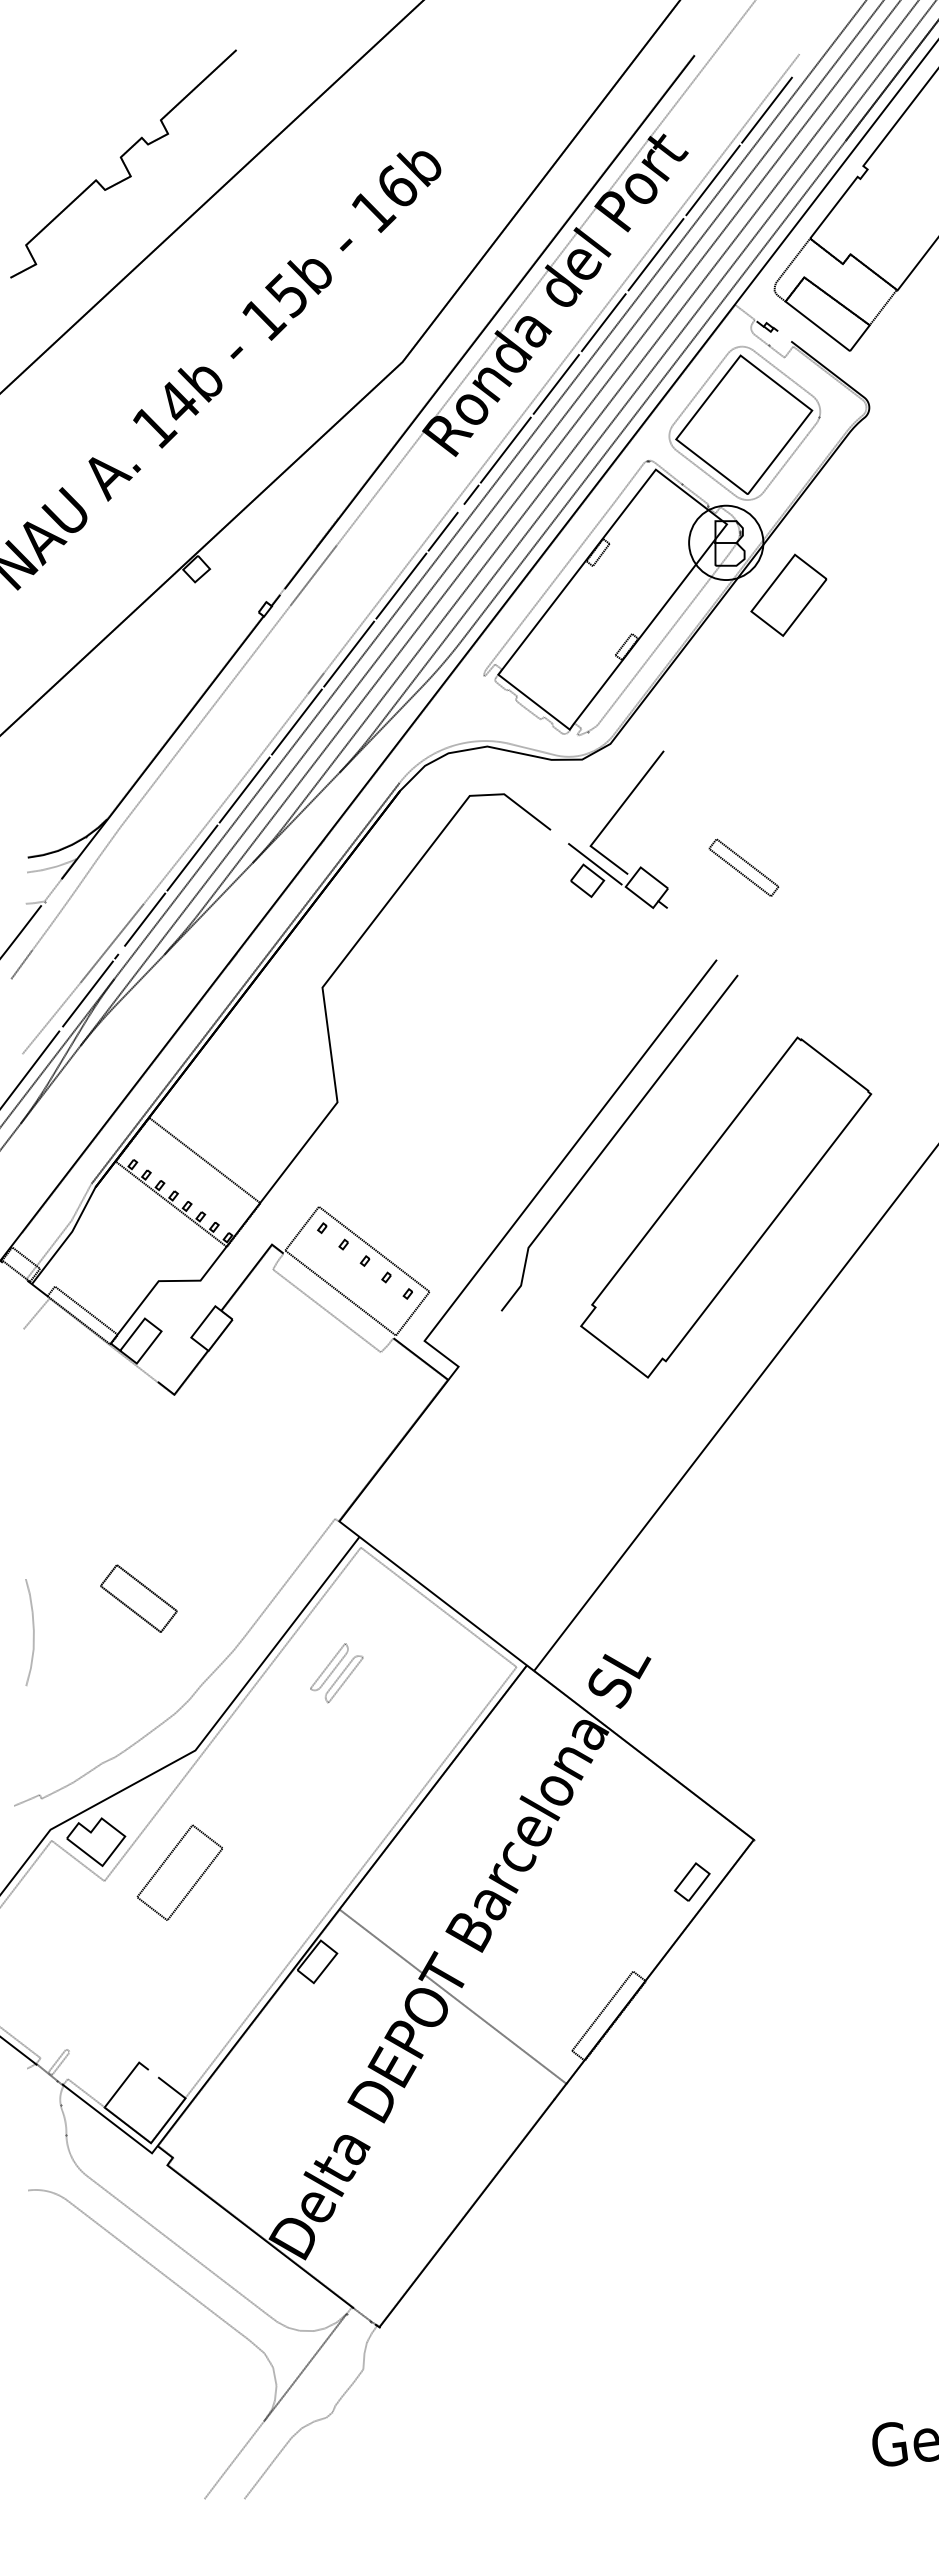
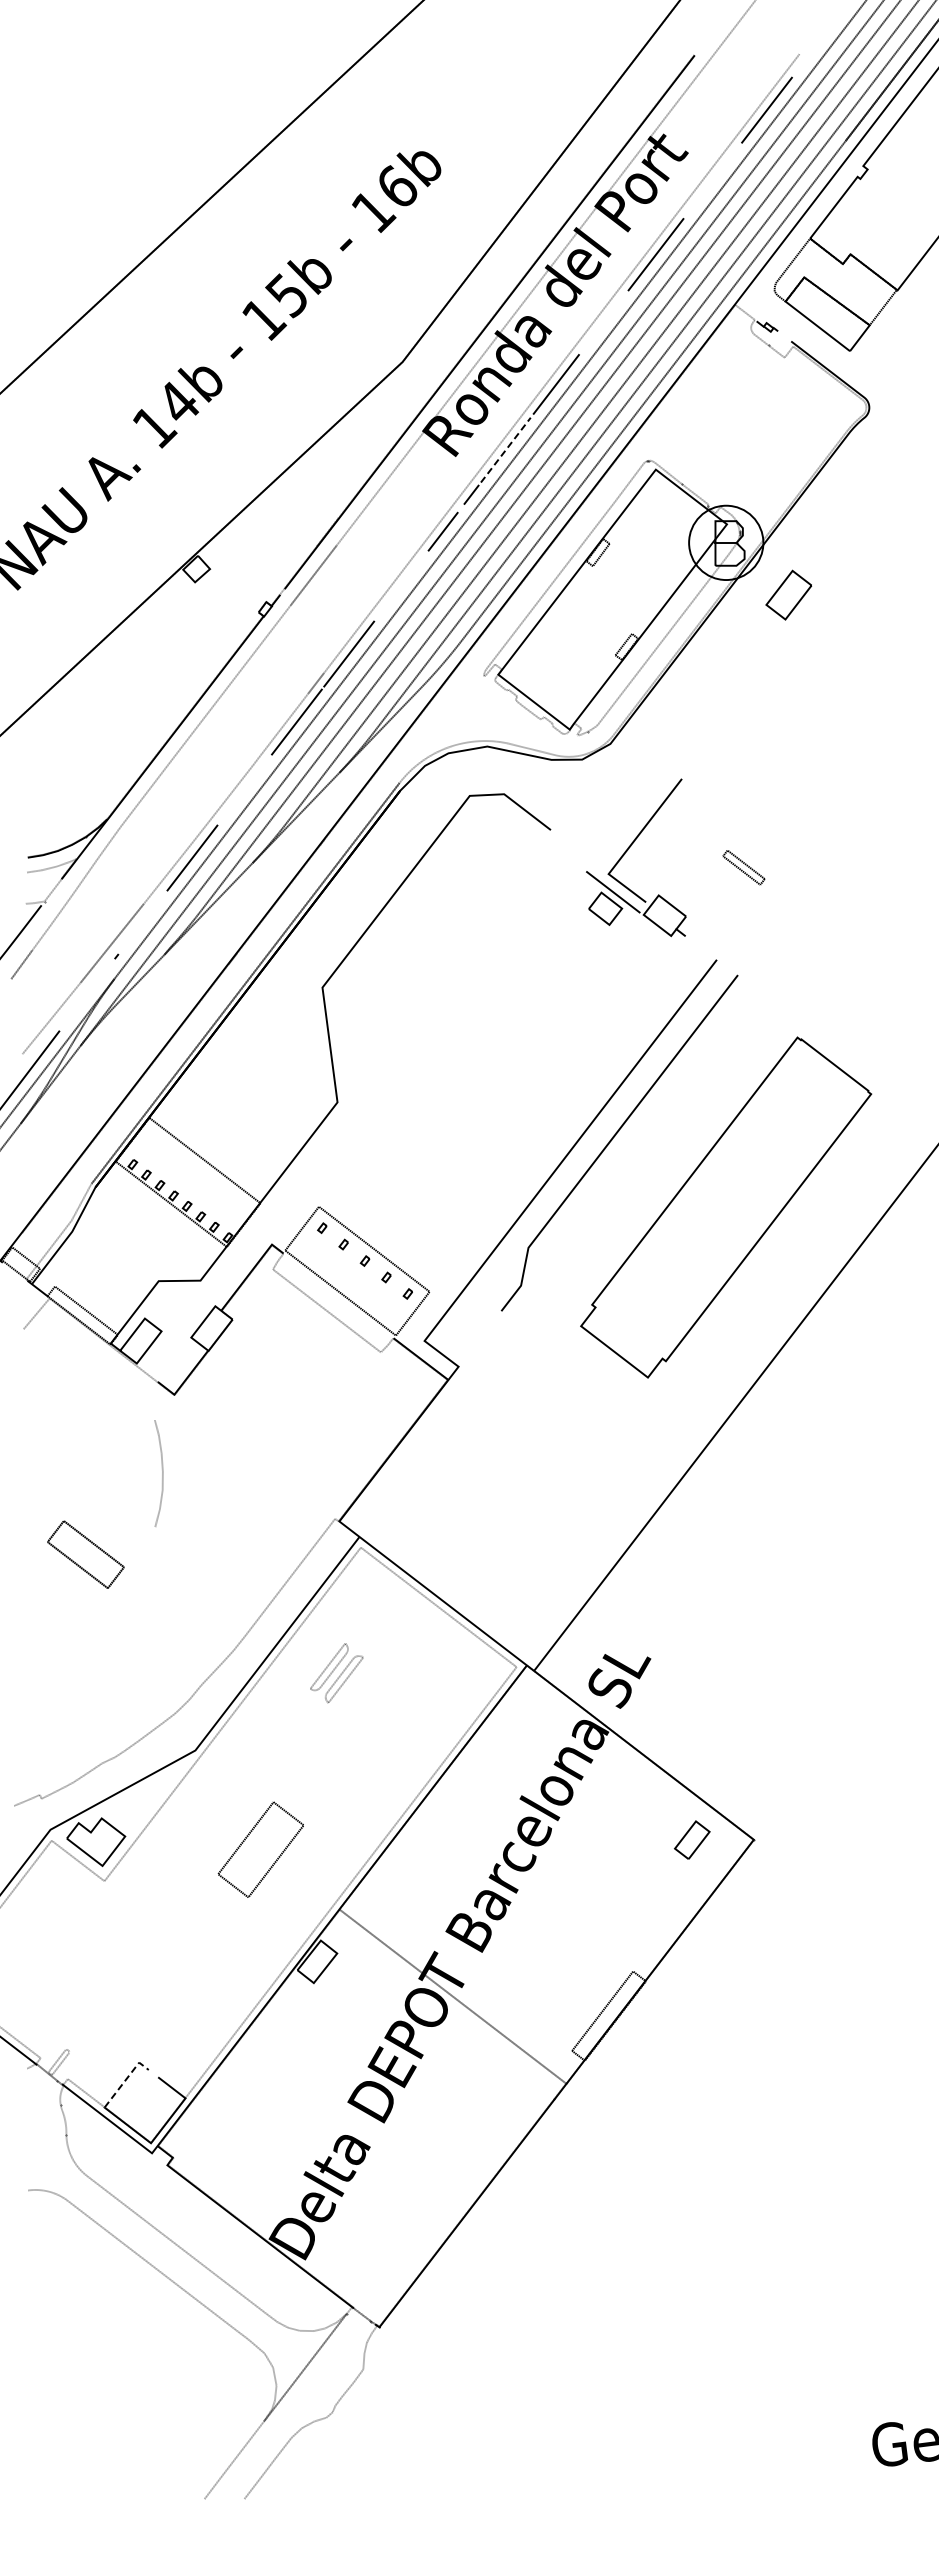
part: present -> none (123, 163)
line: present -> none (712, 180)
line: present -> none (603, 322)
part: present -> none (744, 423)
line: solid -> dashed (505, 450)
line: present -> none (401, 585)
part size: 78x84 px -> 48x52 px (788, 594)
line: present -> none (244, 789)
part position: (610, 822) -> (628, 850) (628, 850)
part size: 72x59 px -> 44x36 px (743, 867)
line: present -> none (145, 919)
line: present -> none (87, 993)
part position: (138, 1598) -> (85, 1554) (85, 1554)
curve position: (33, 1632) -> (162, 1473) (162, 1473)
part position: (179, 1872) -> (260, 1849) (260, 1849)
part position: (692, 1881) -> (692, 1839) (692, 1839)
line: solid -> dashed (126, 2079)
